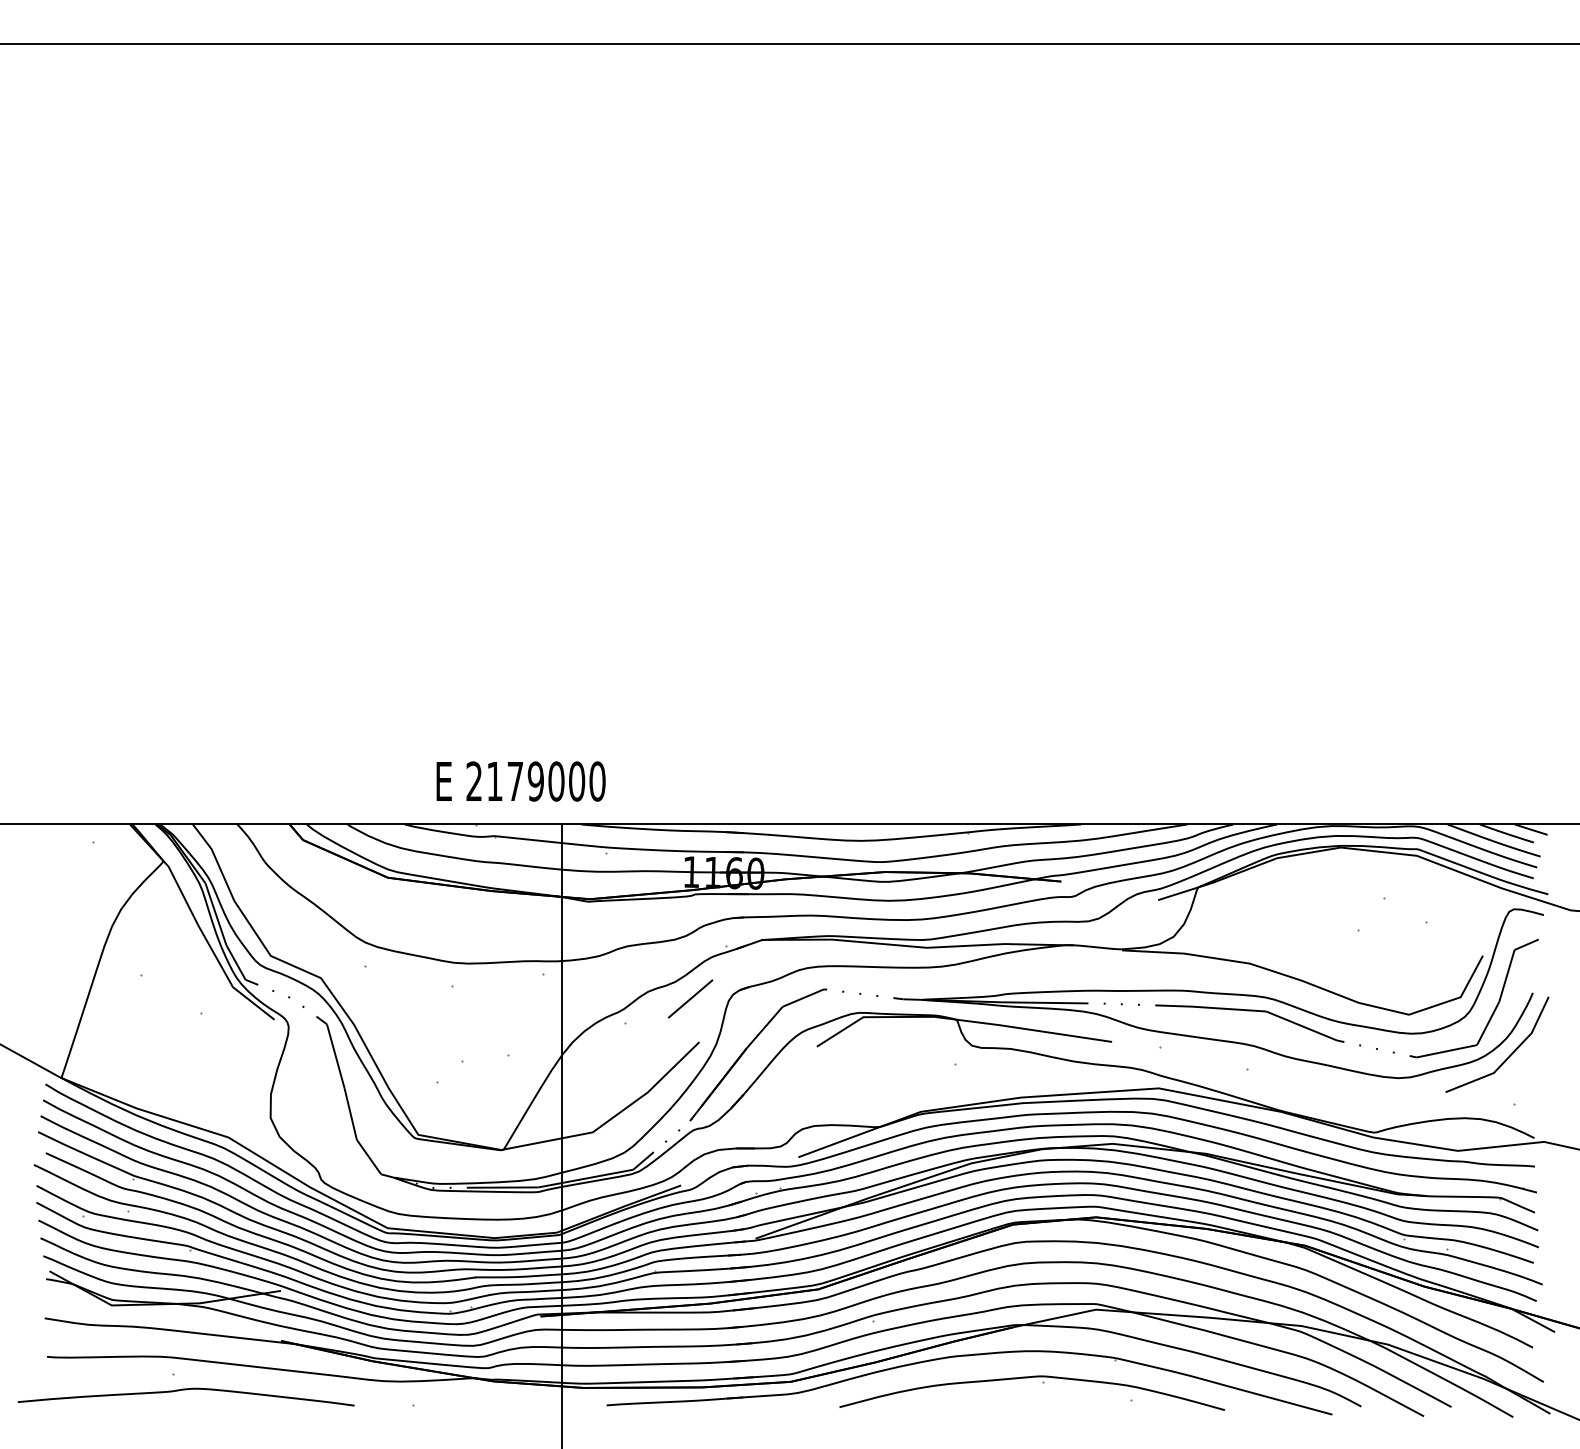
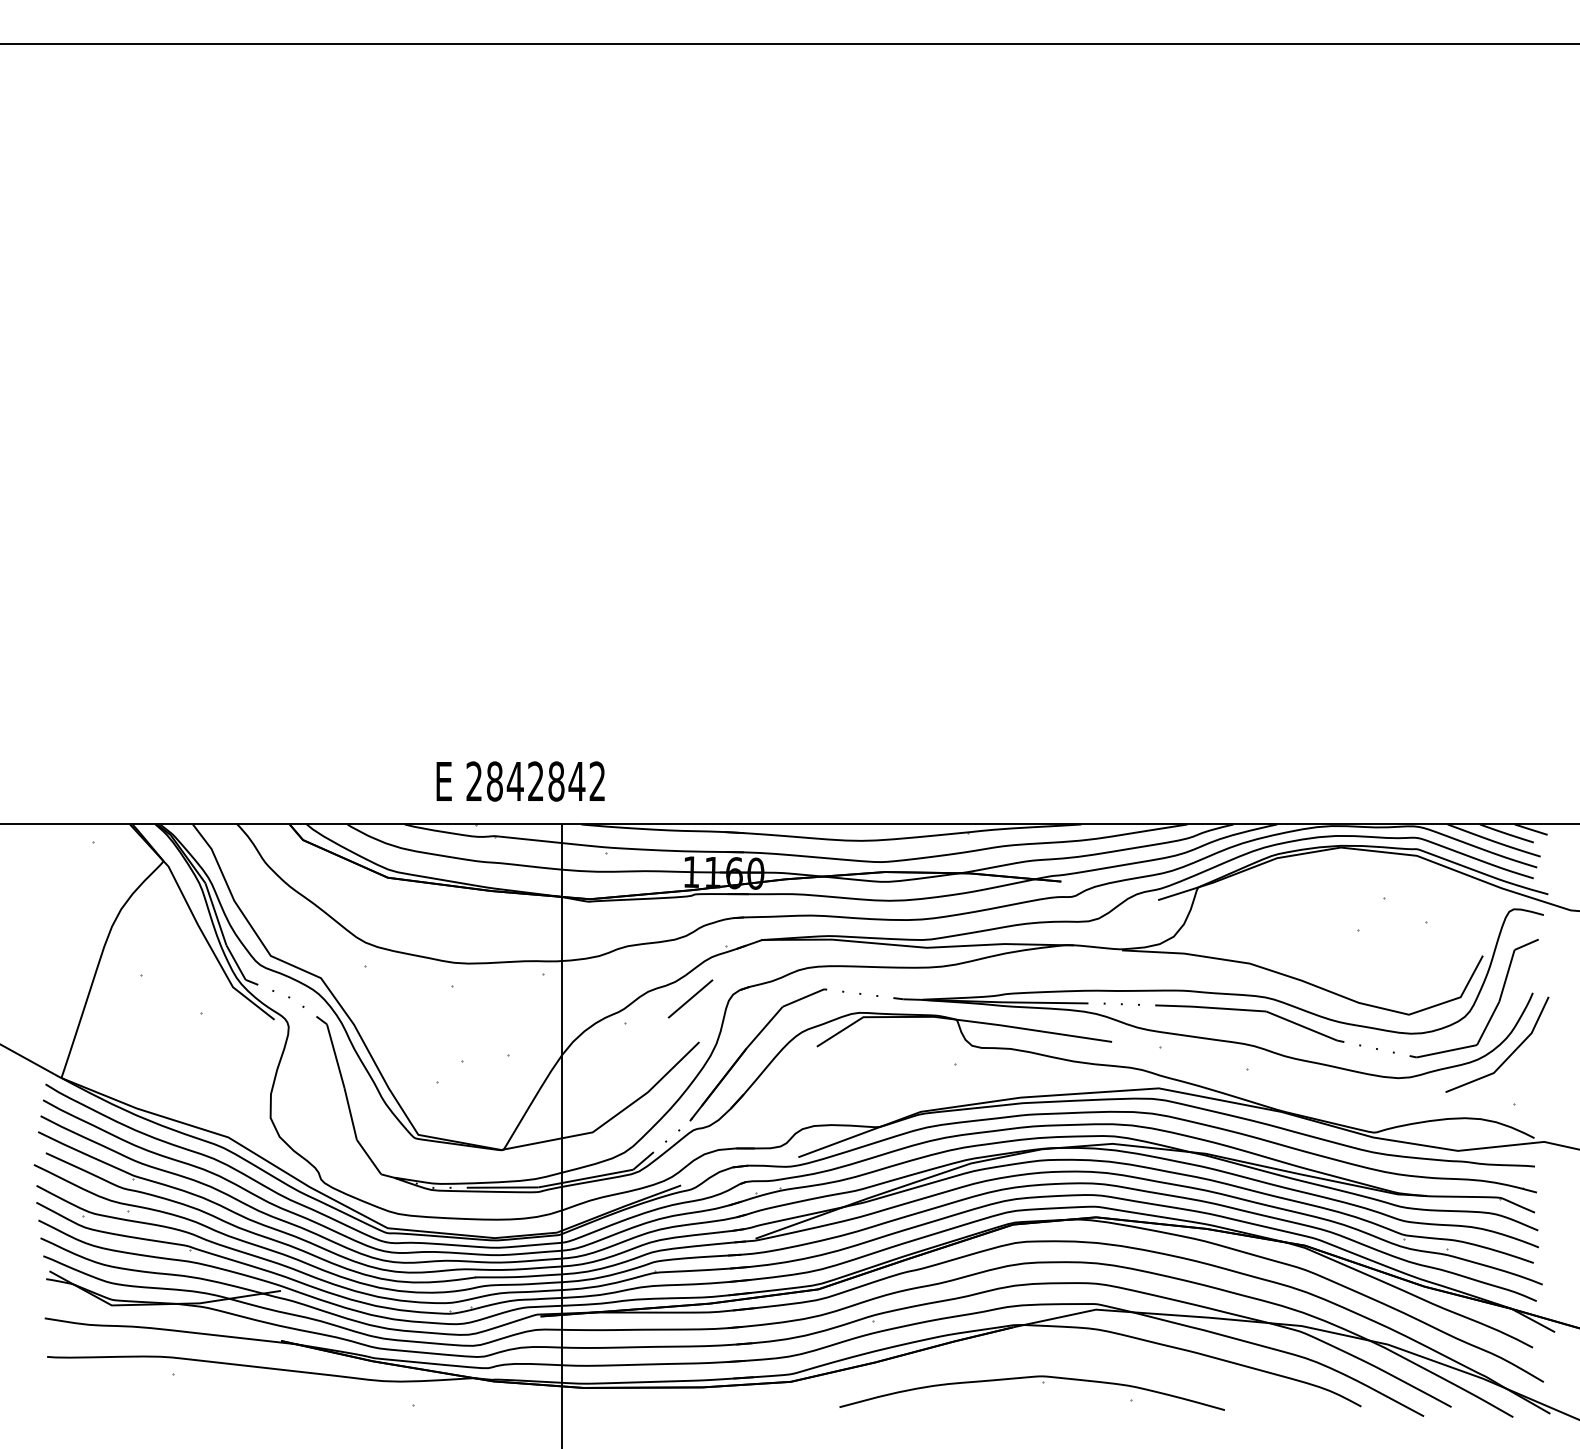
text: 2179000 -> 2842842 (546, 781)
part: present -> none (969, 1356)
curve: present -> none (185, 1390)
